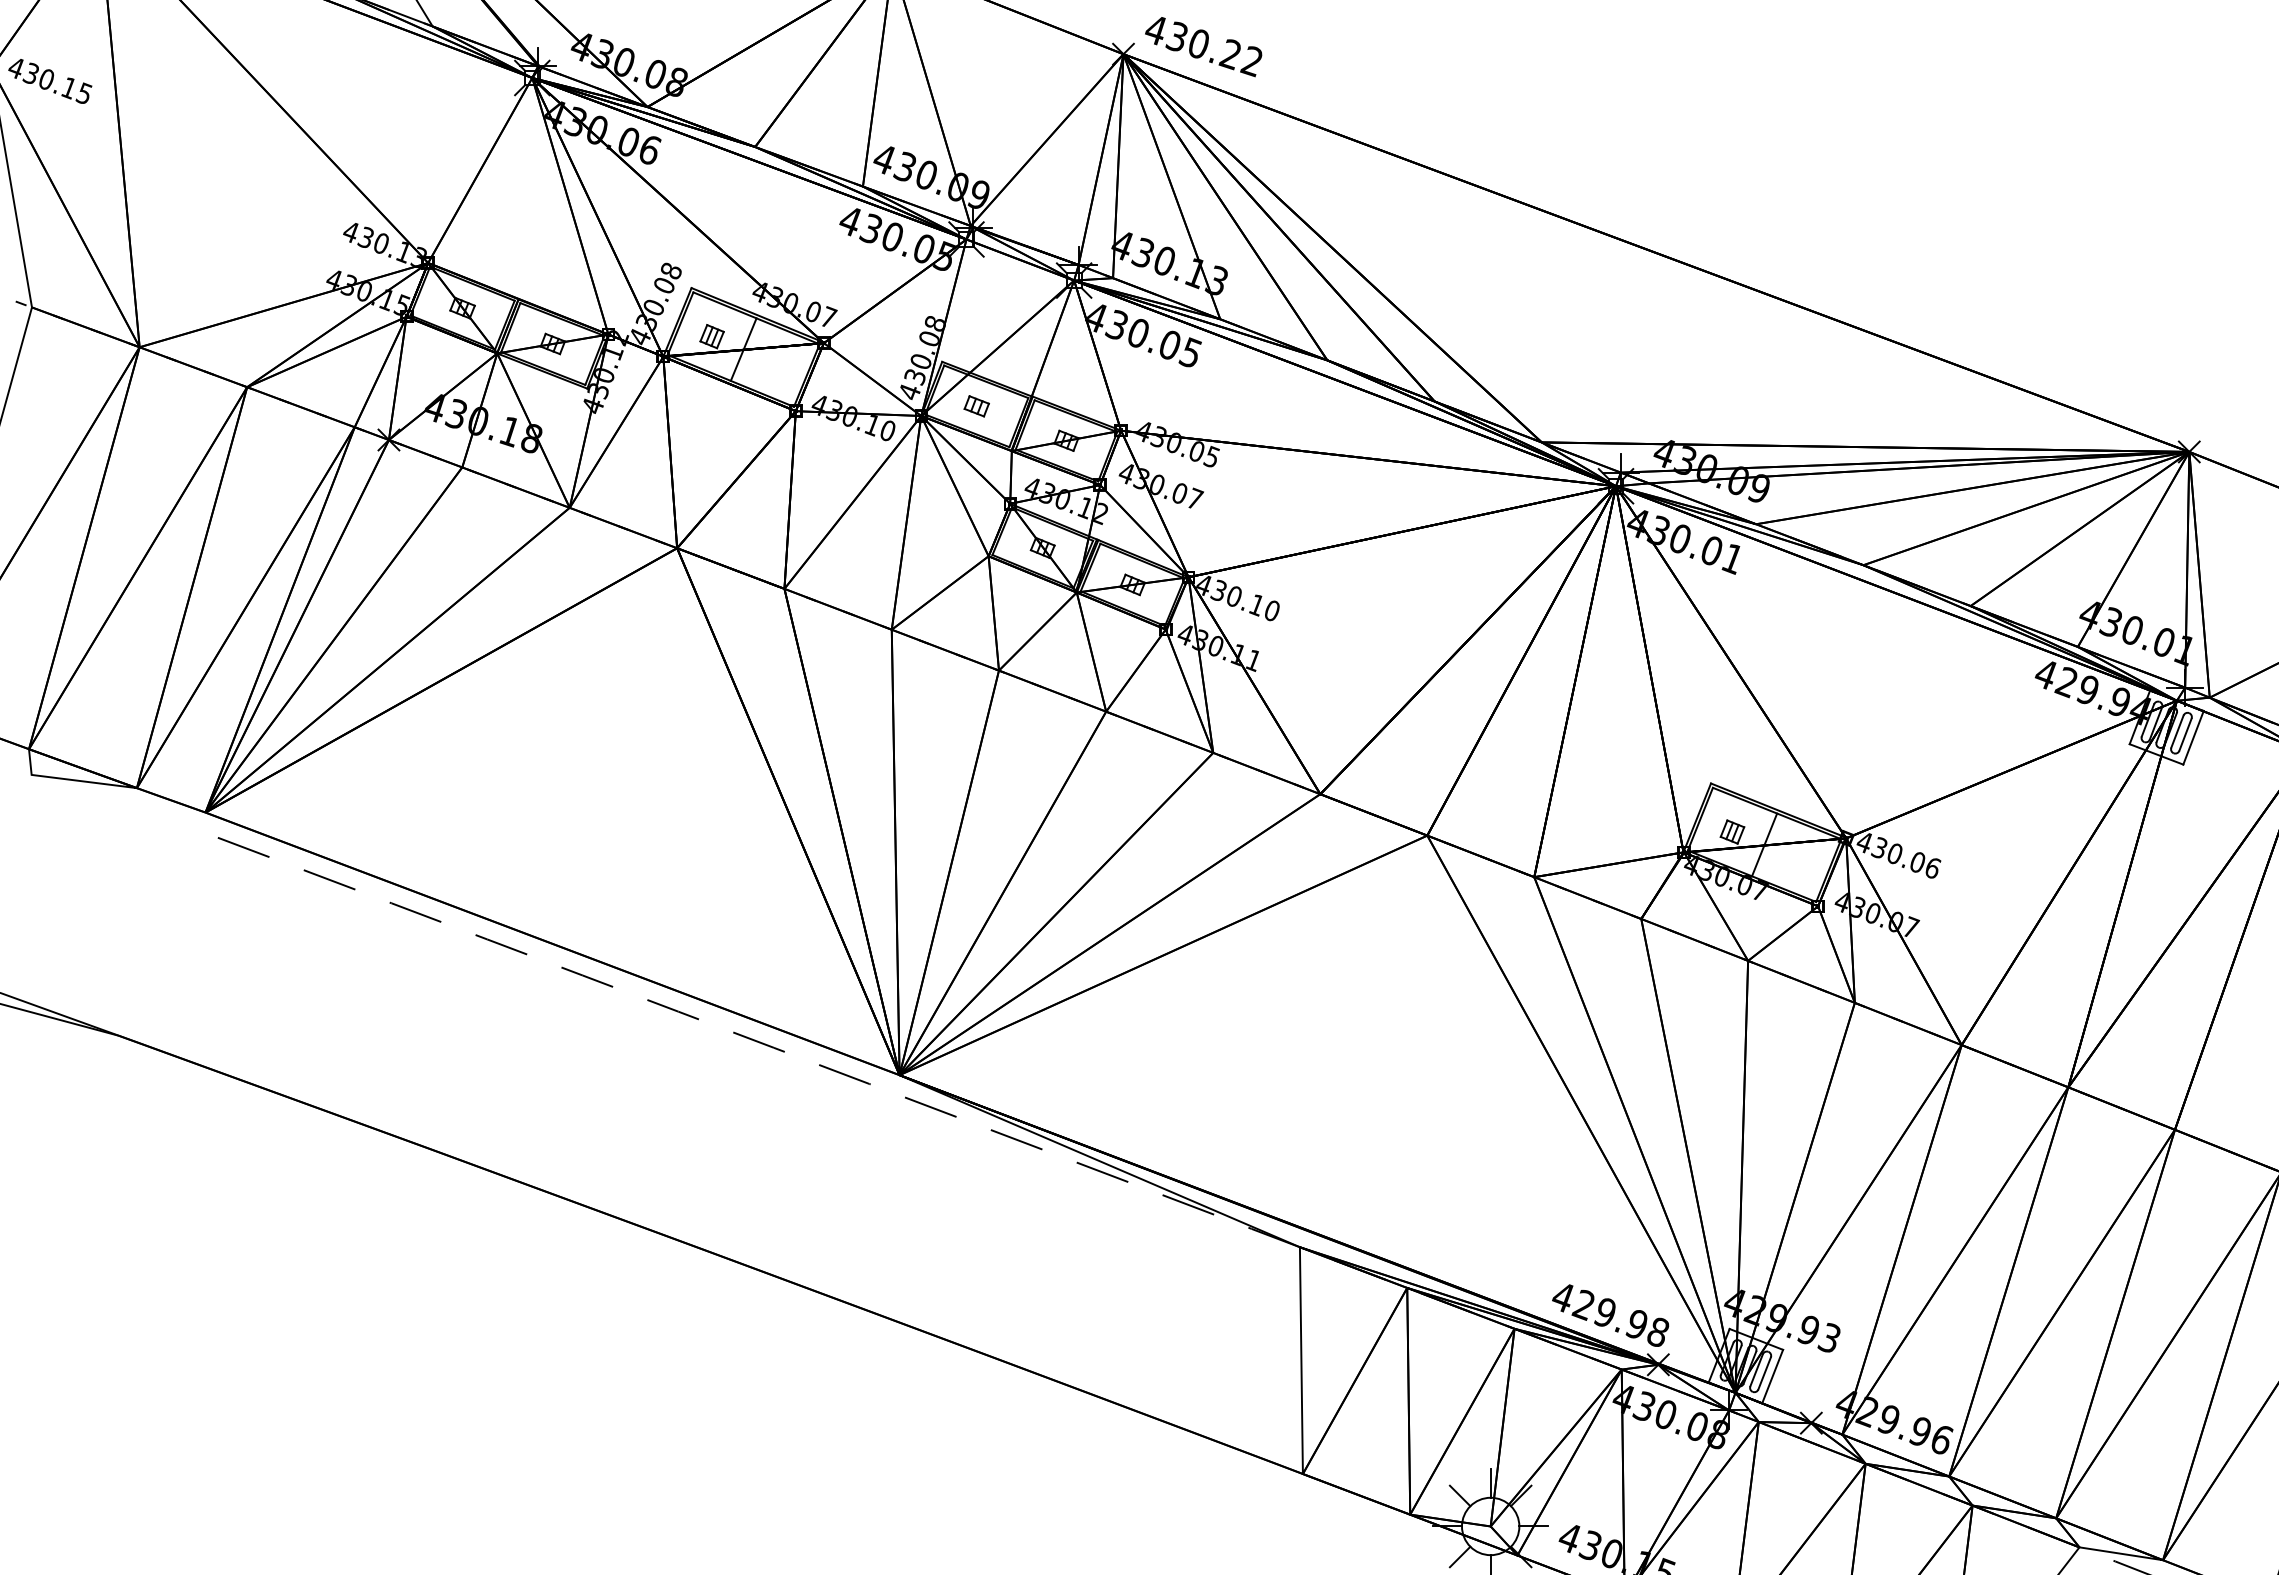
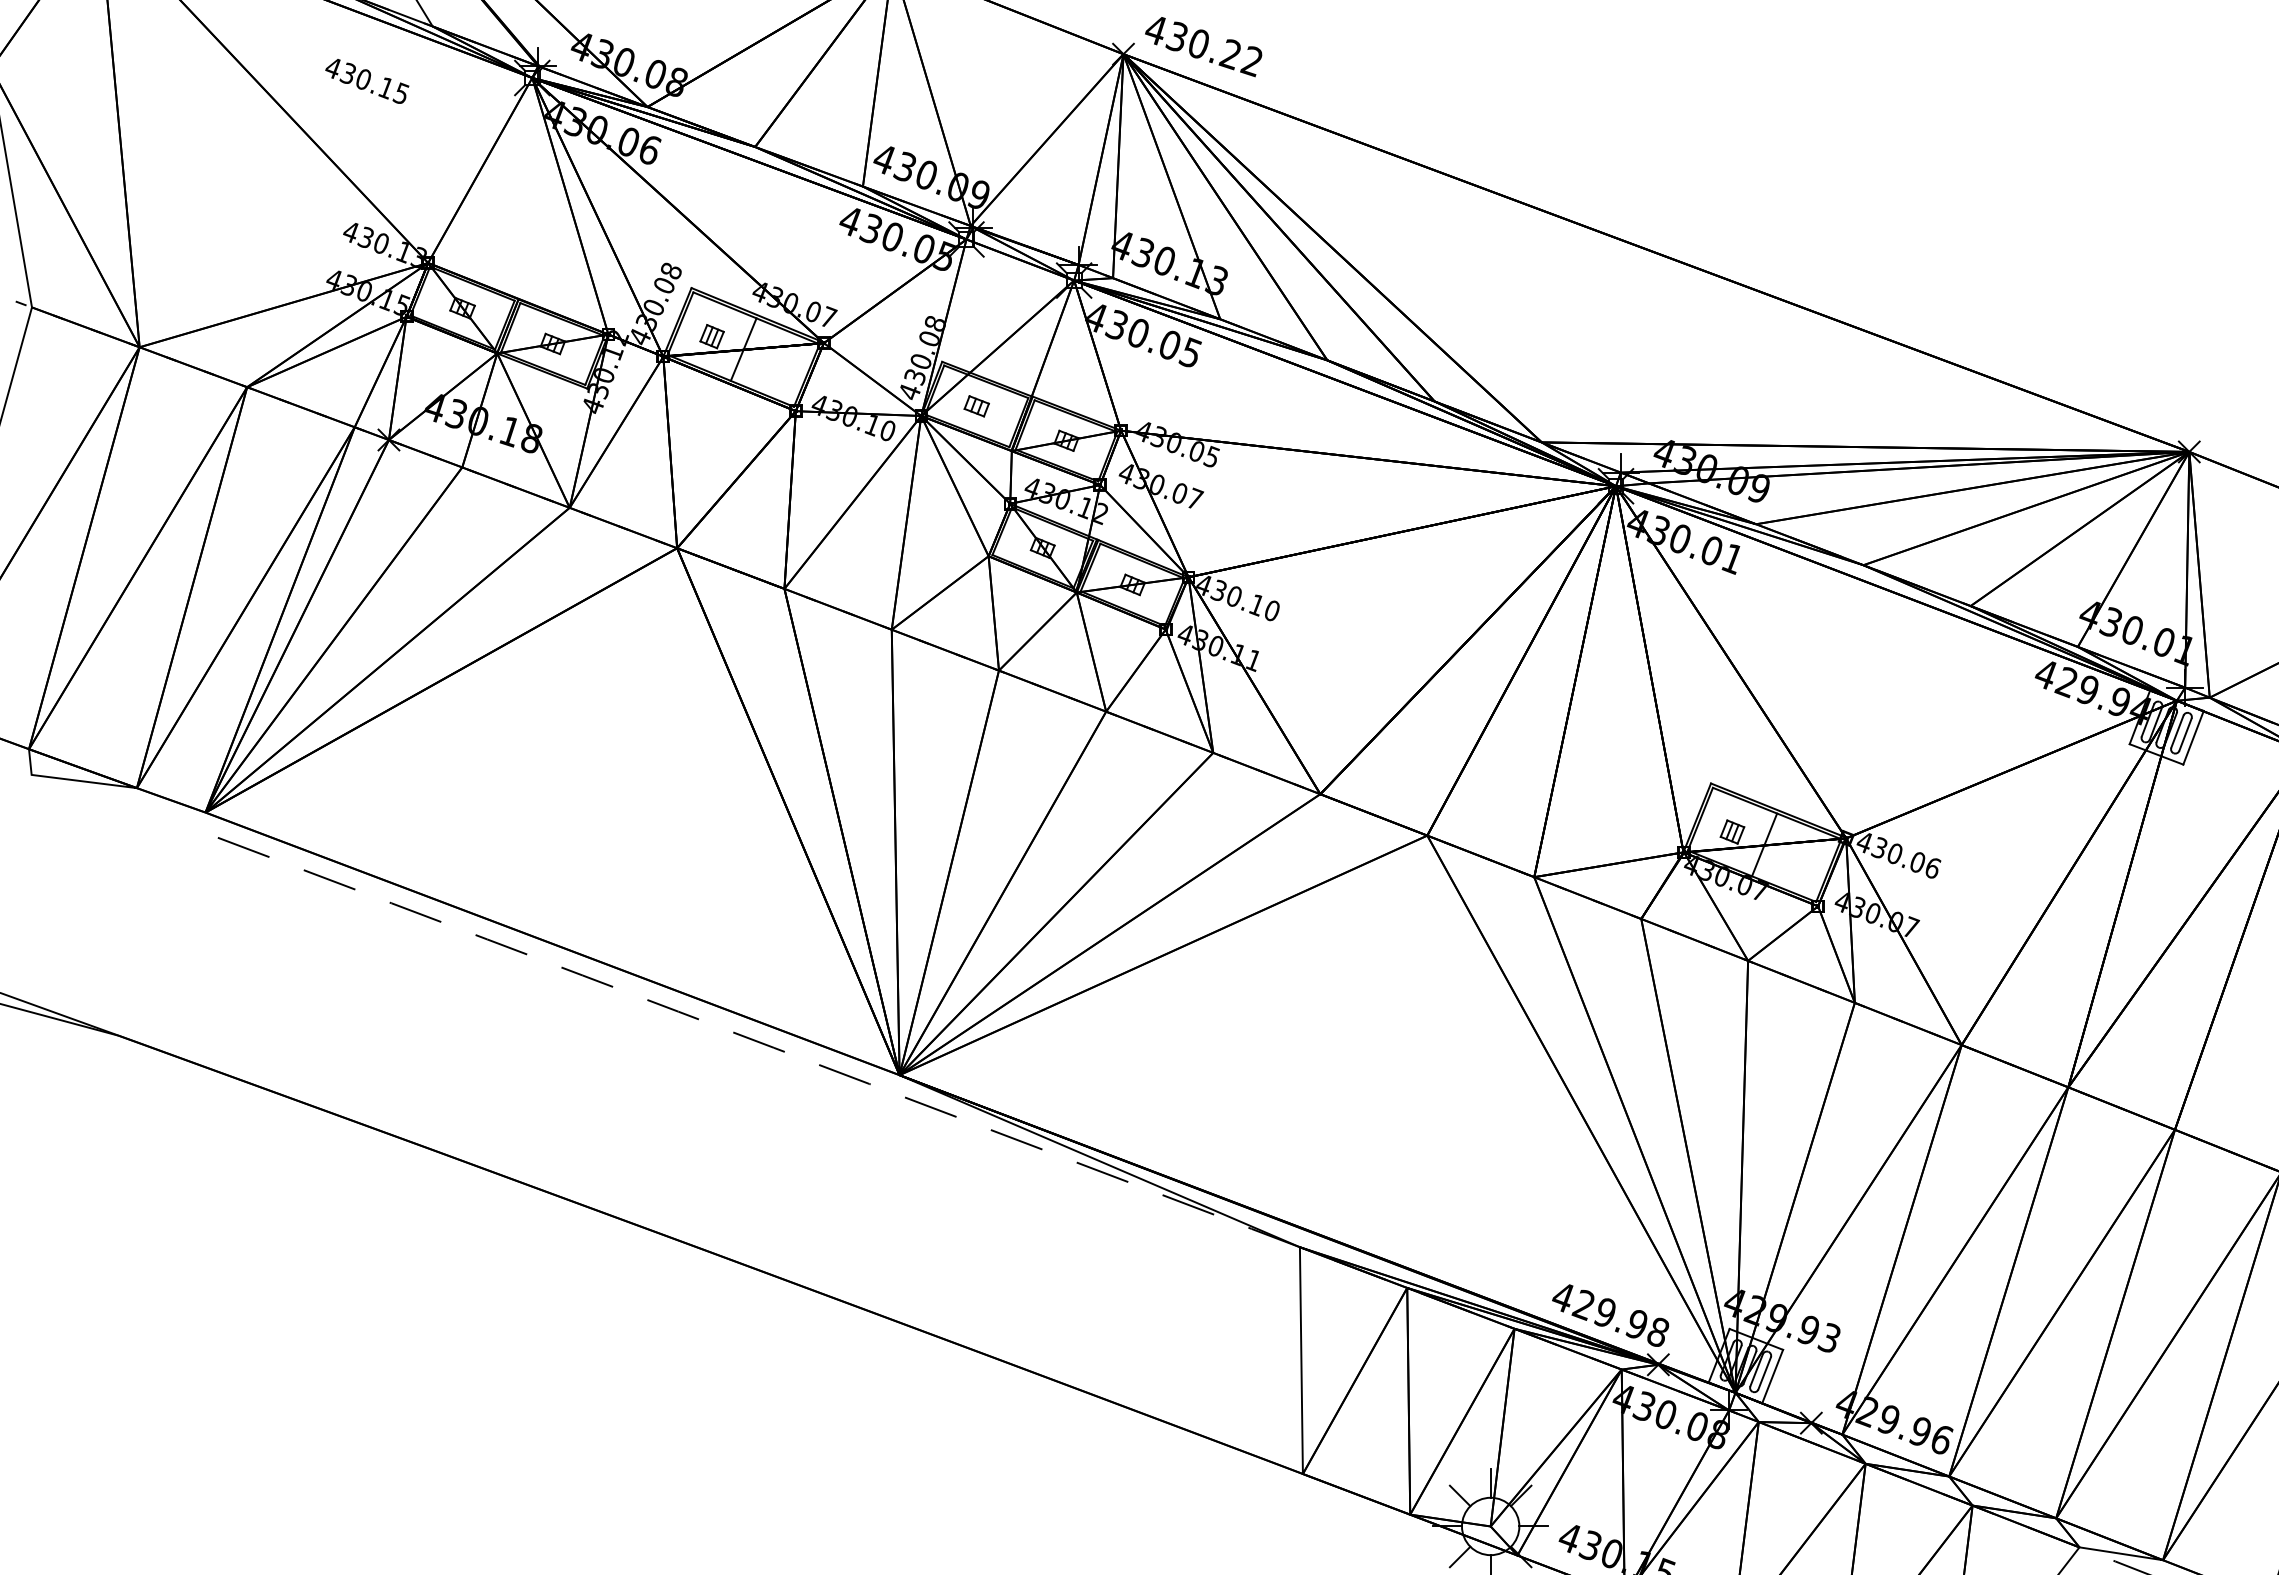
text position: (50, 81) -> (367, 81) (367, 81)
